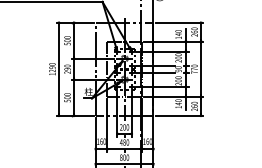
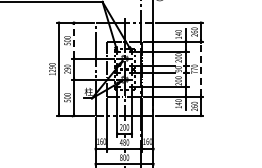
line: solid -> dashed (74, 40)
line: solid -> dashed (201, 69)
